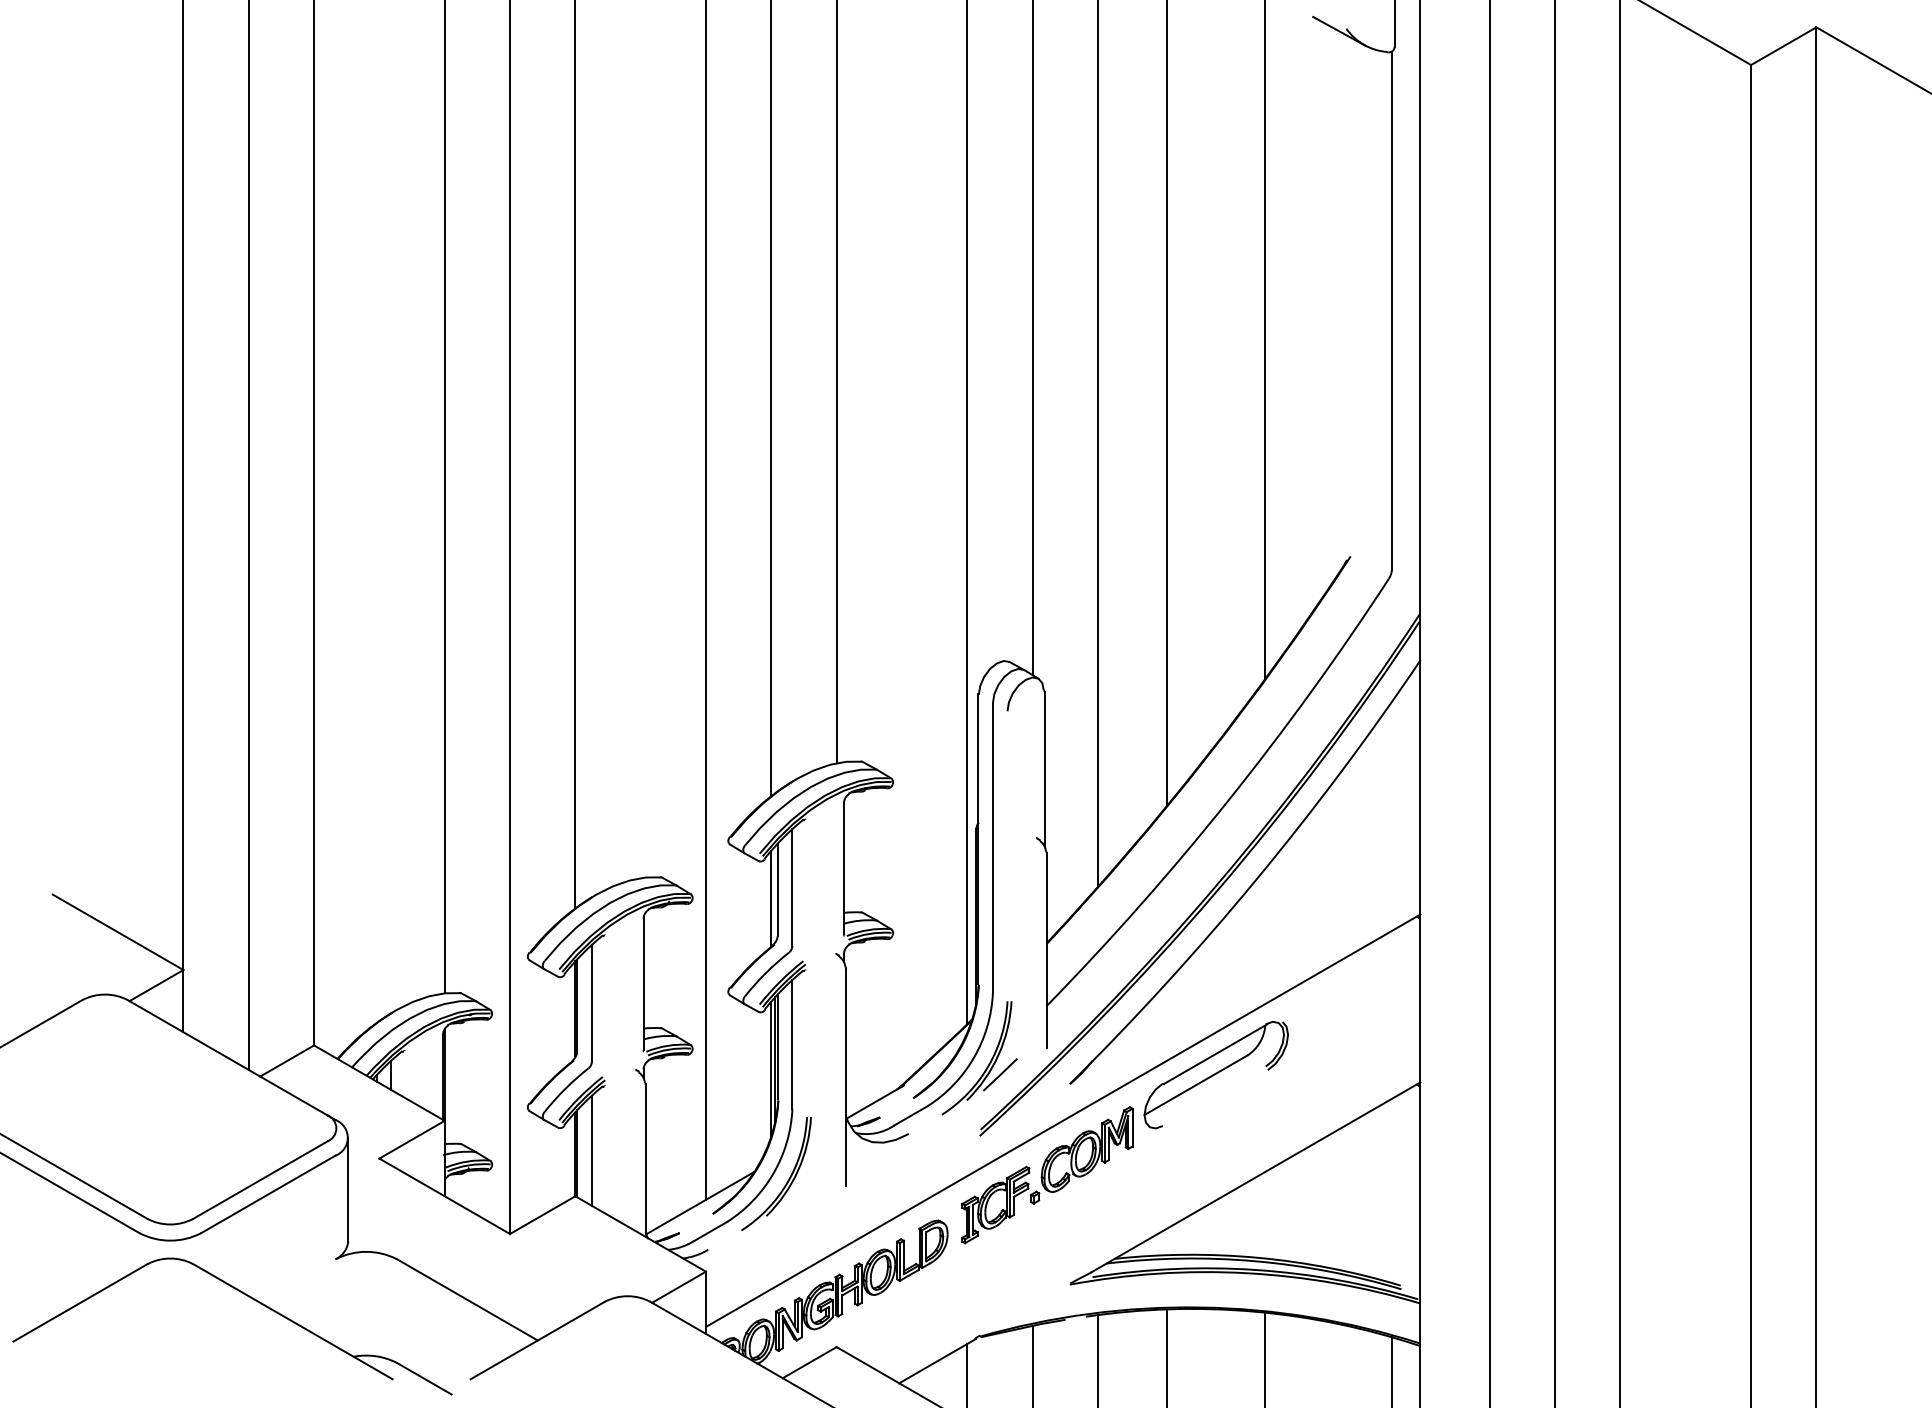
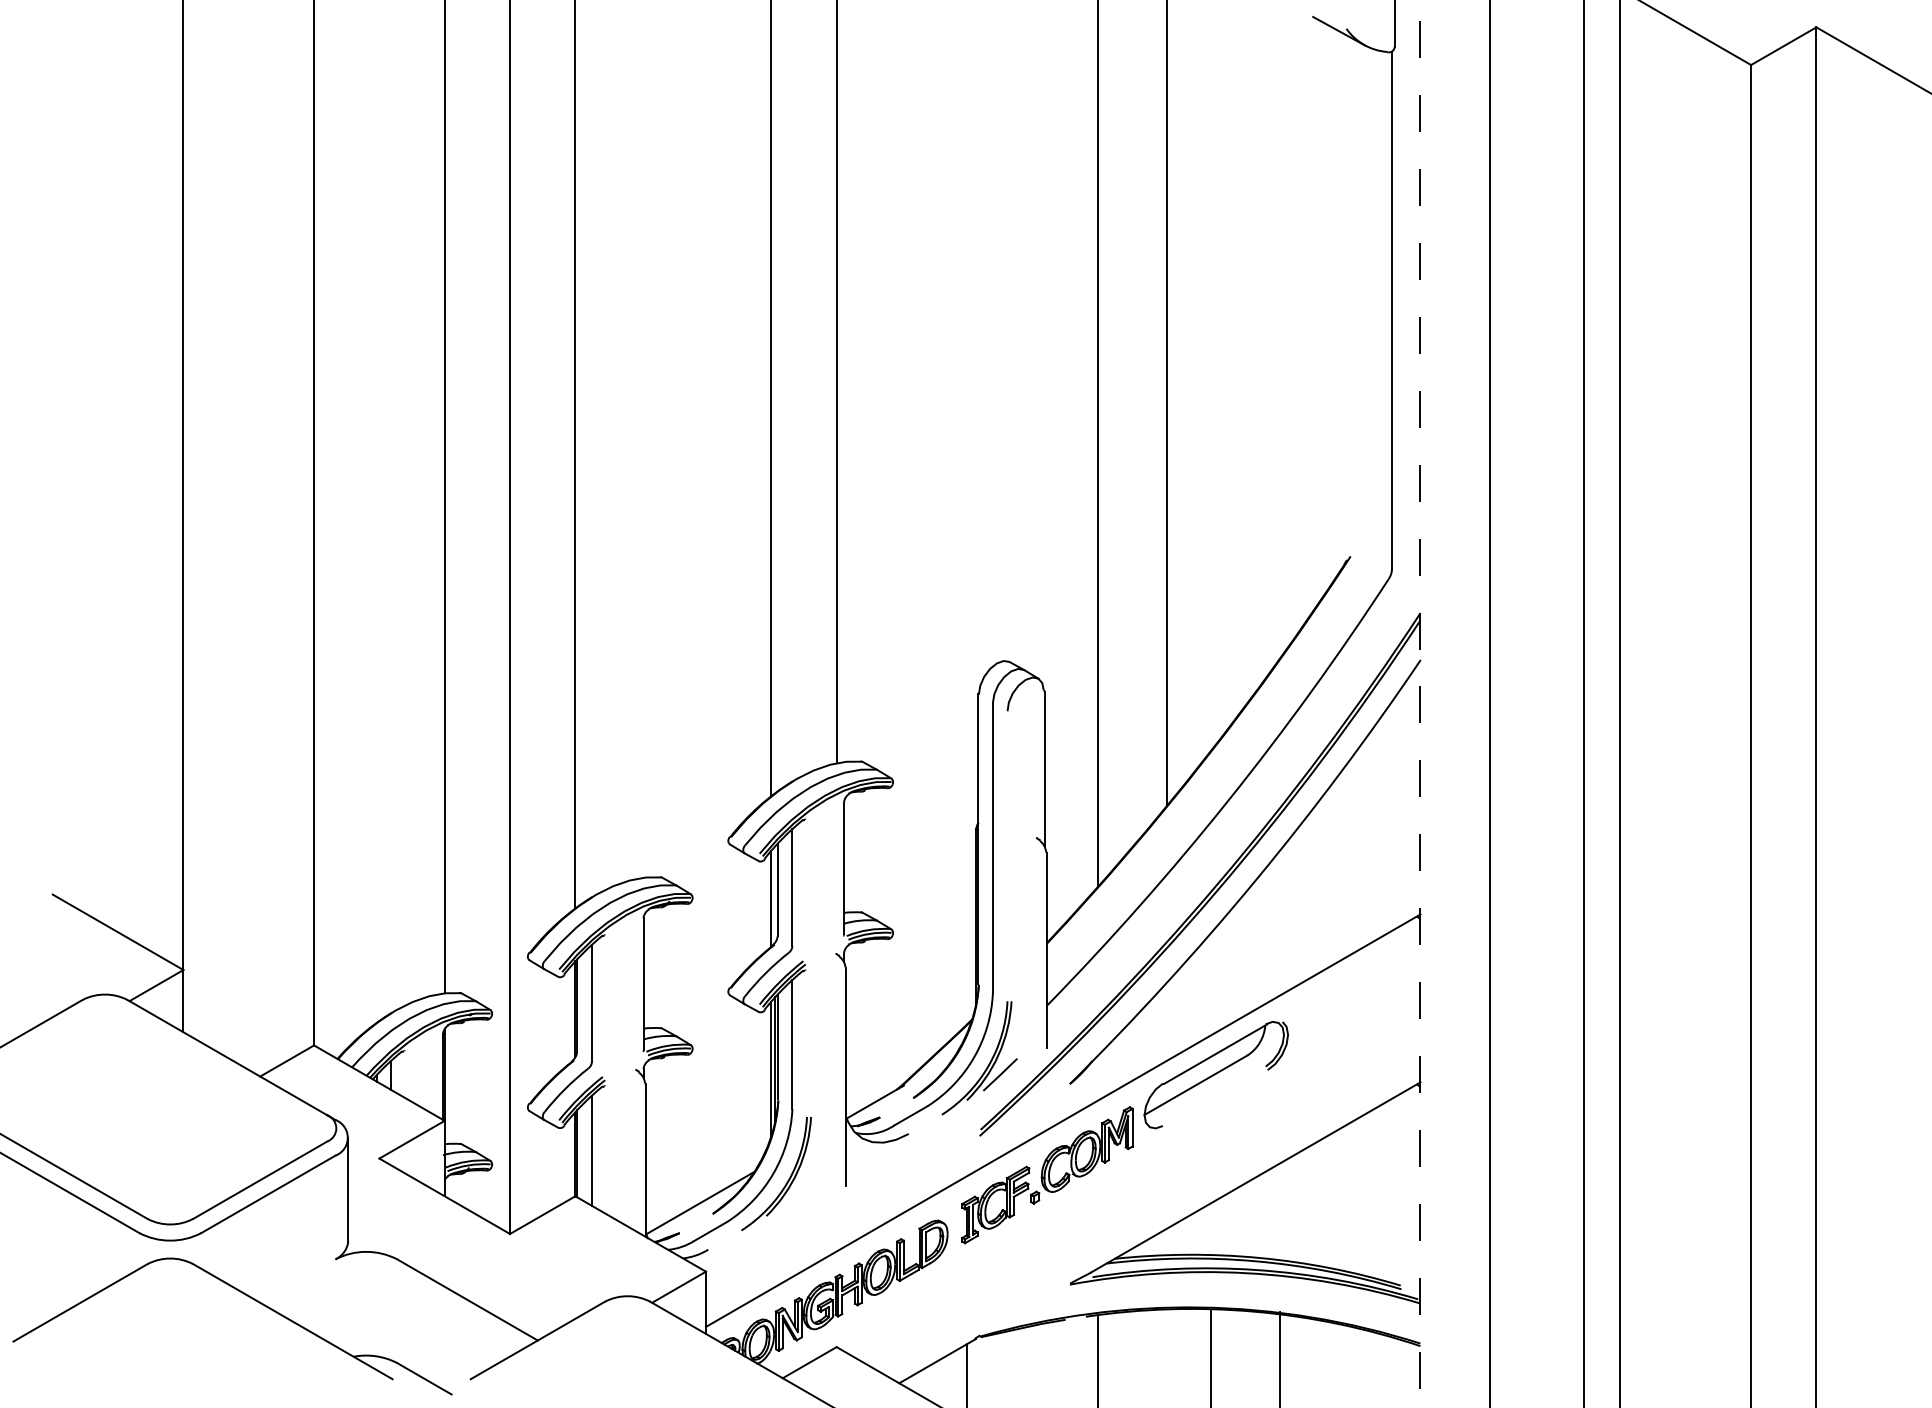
line: present -> none (1032, 338)
line: present -> none (1265, 340)
line: present -> none (967, 513)
line: present -> none (248, 535)
line: present -> none (706, 600)
line: solid -> dashed (1420, 703)
line position: (1555, 703) -> (1584, 703) (1584, 703)
line position: (1167, 1356) -> (1211, 1356) (1211, 1356)
line position: (1265, 1358) -> (1280, 1358) (1280, 1358)
line: present -> none (1032, 1364)
line: present -> none (1391, 1370)
